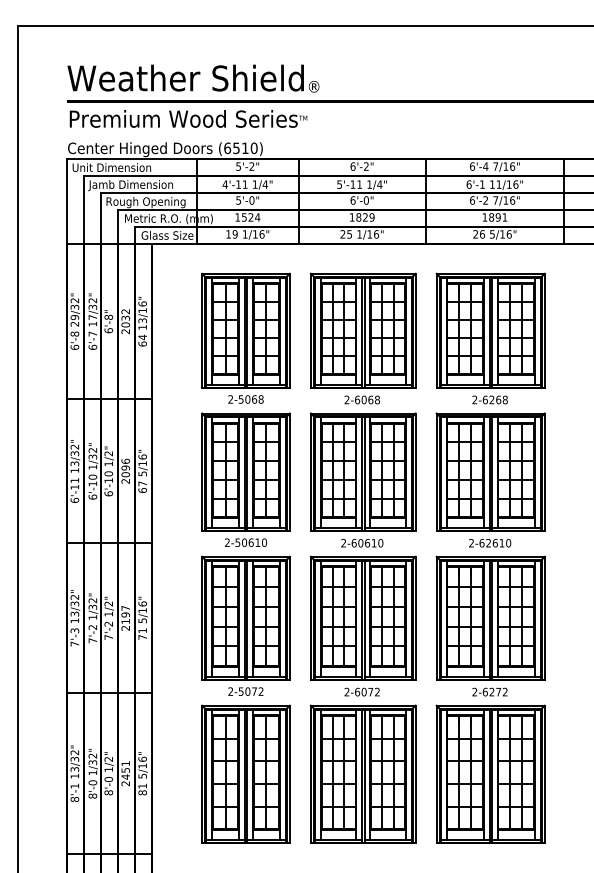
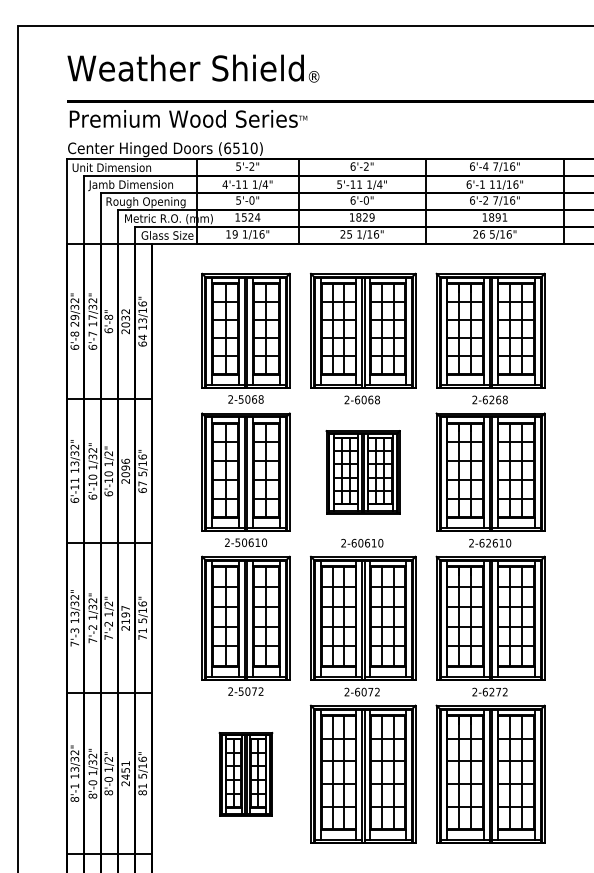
text position: (193, 78) -> (193, 68) (193, 68)
part size: 108x120 px -> 76x85 px (362, 472)
part size: 90x140 px -> 56x85 px (245, 774)
